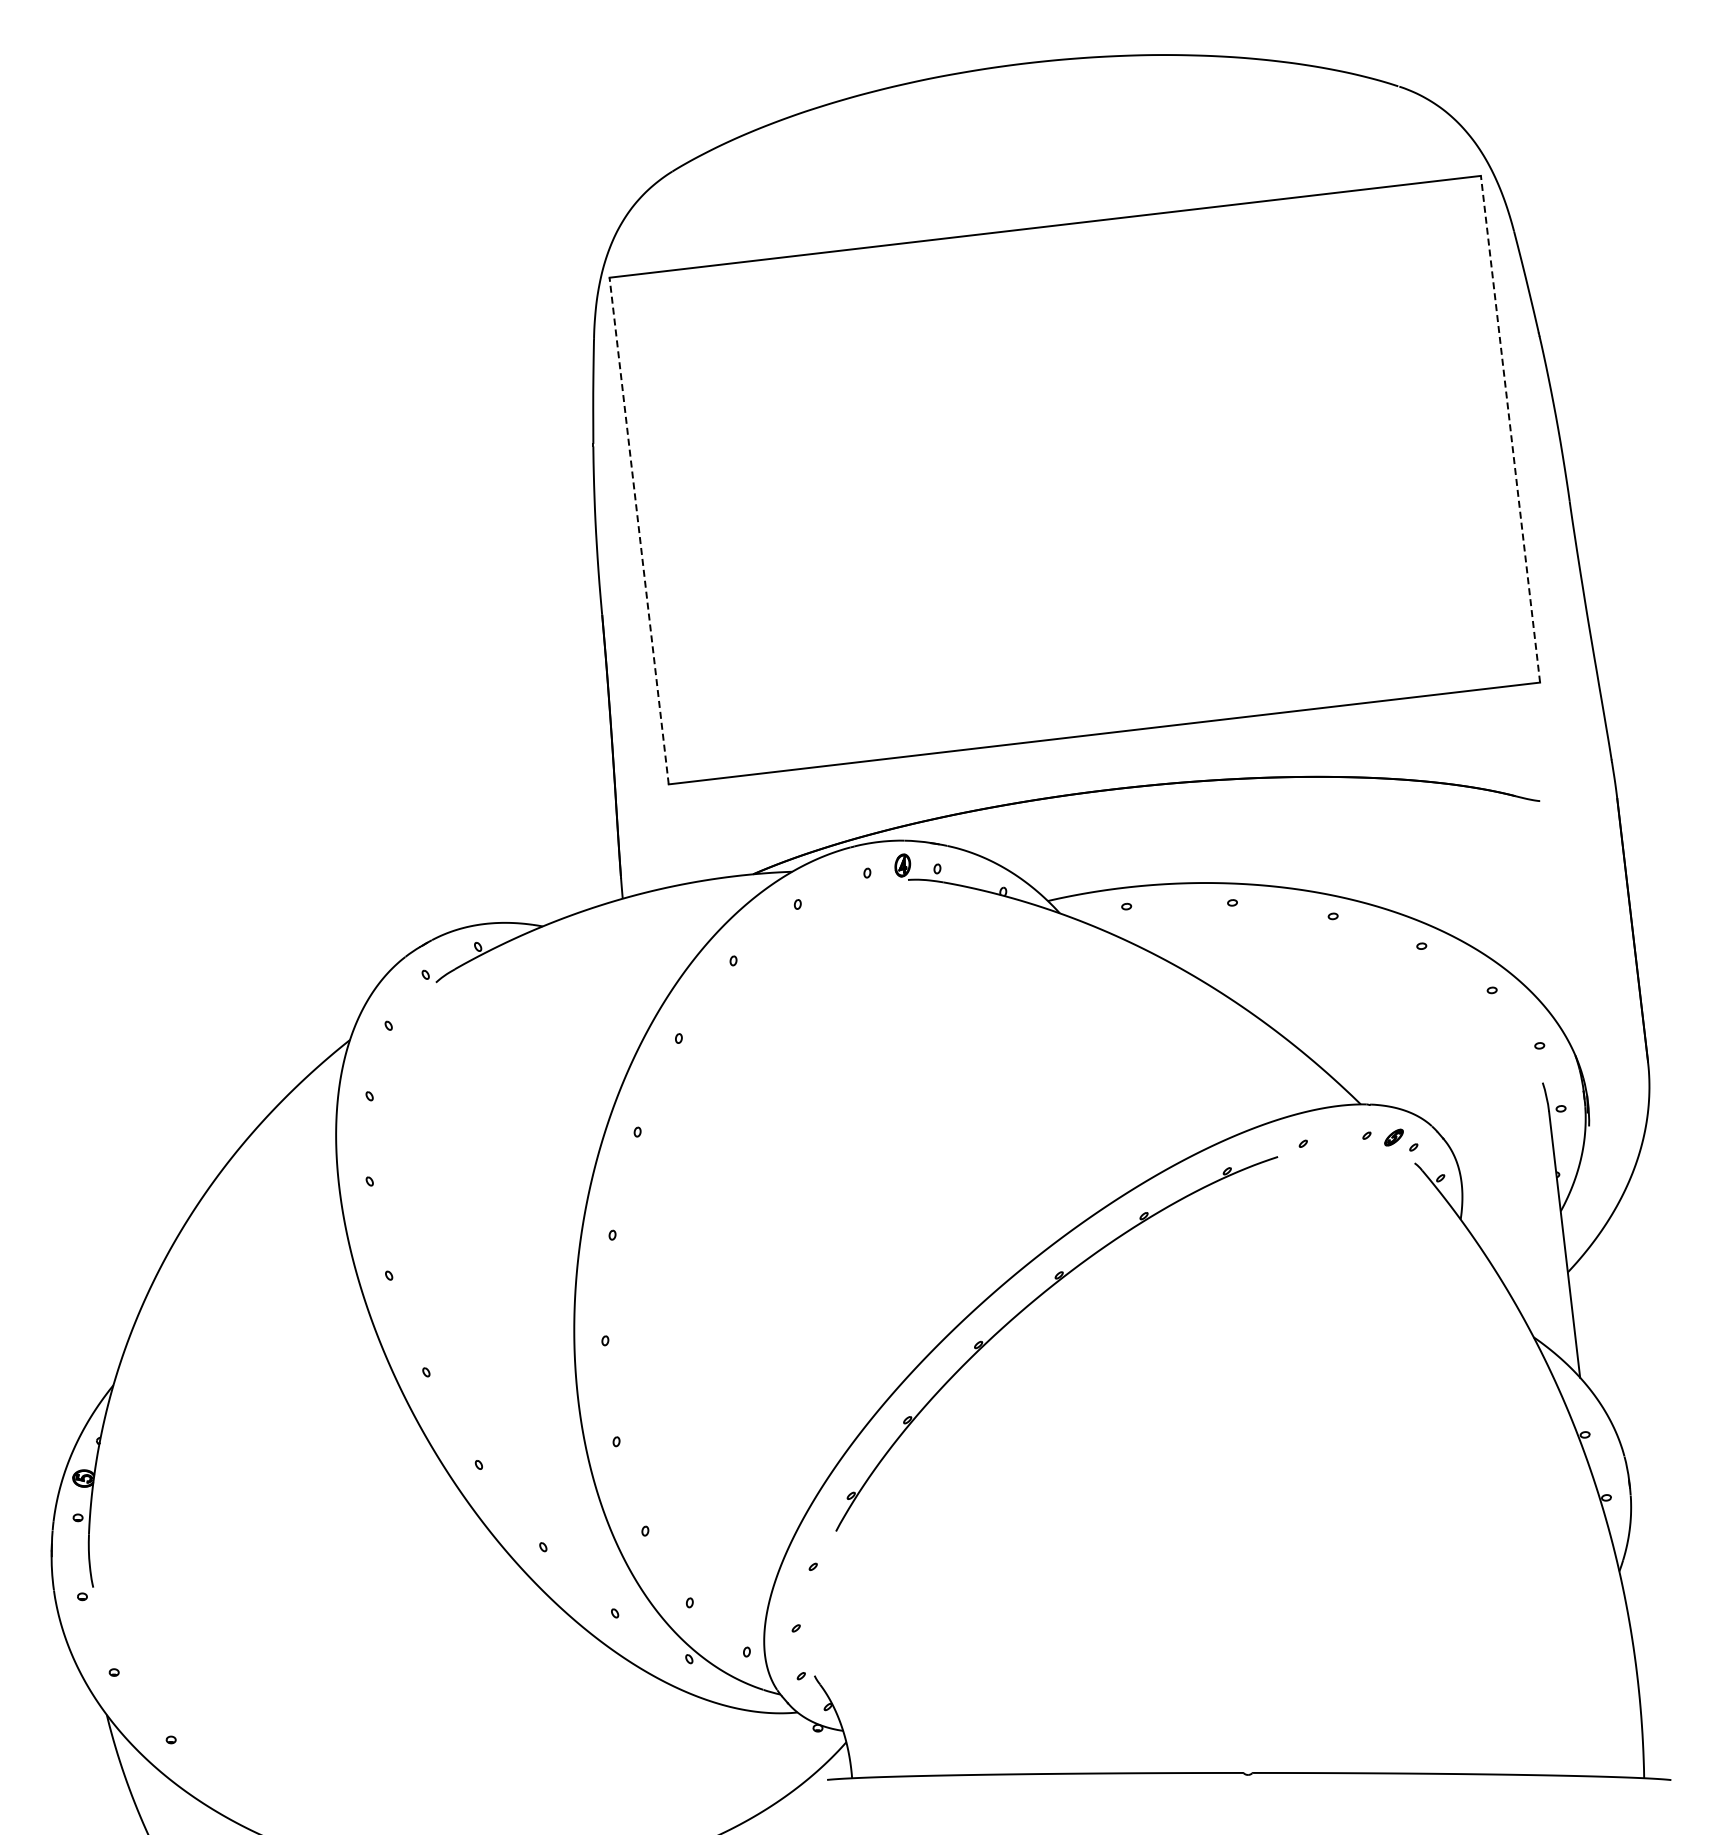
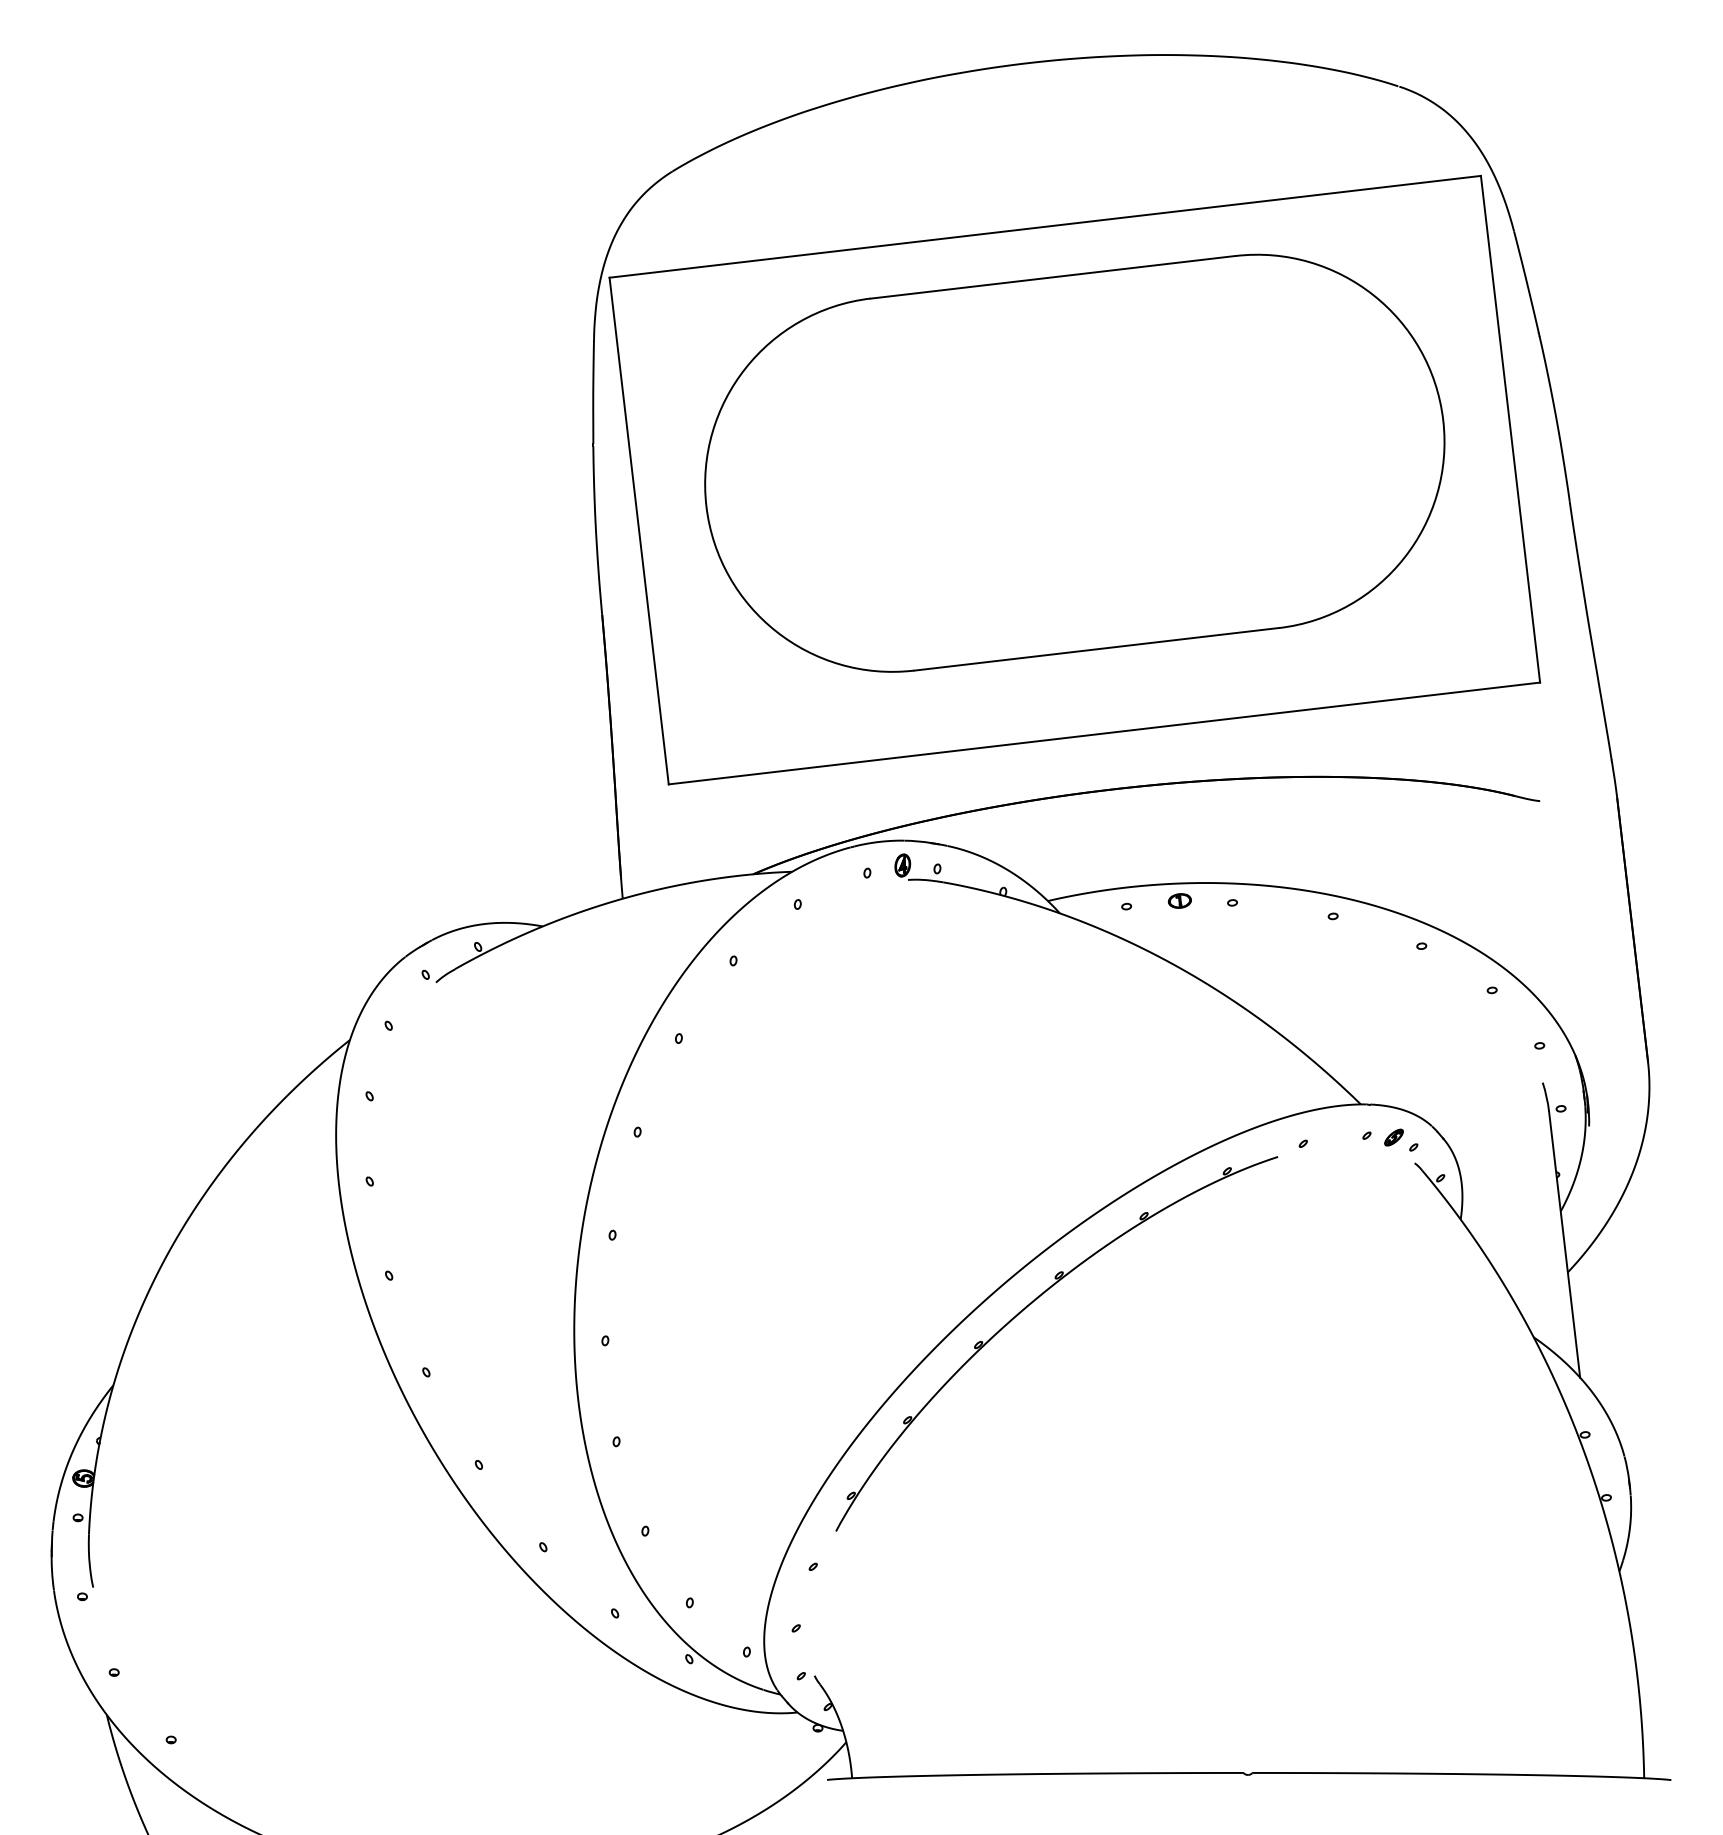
line: dashed -> solid (1510, 428)
part: none -> present (1074, 462)
line: dashed -> solid (639, 530)
part: none -> present (1179, 900)
